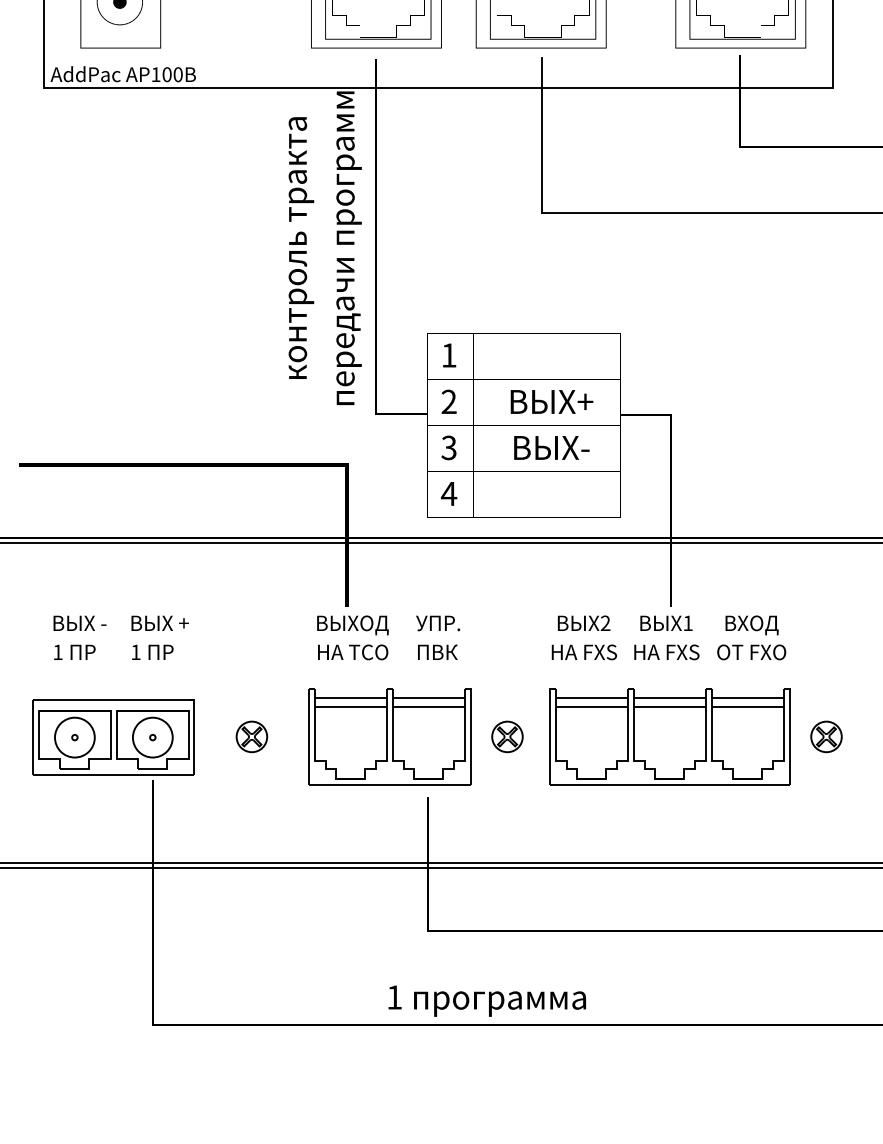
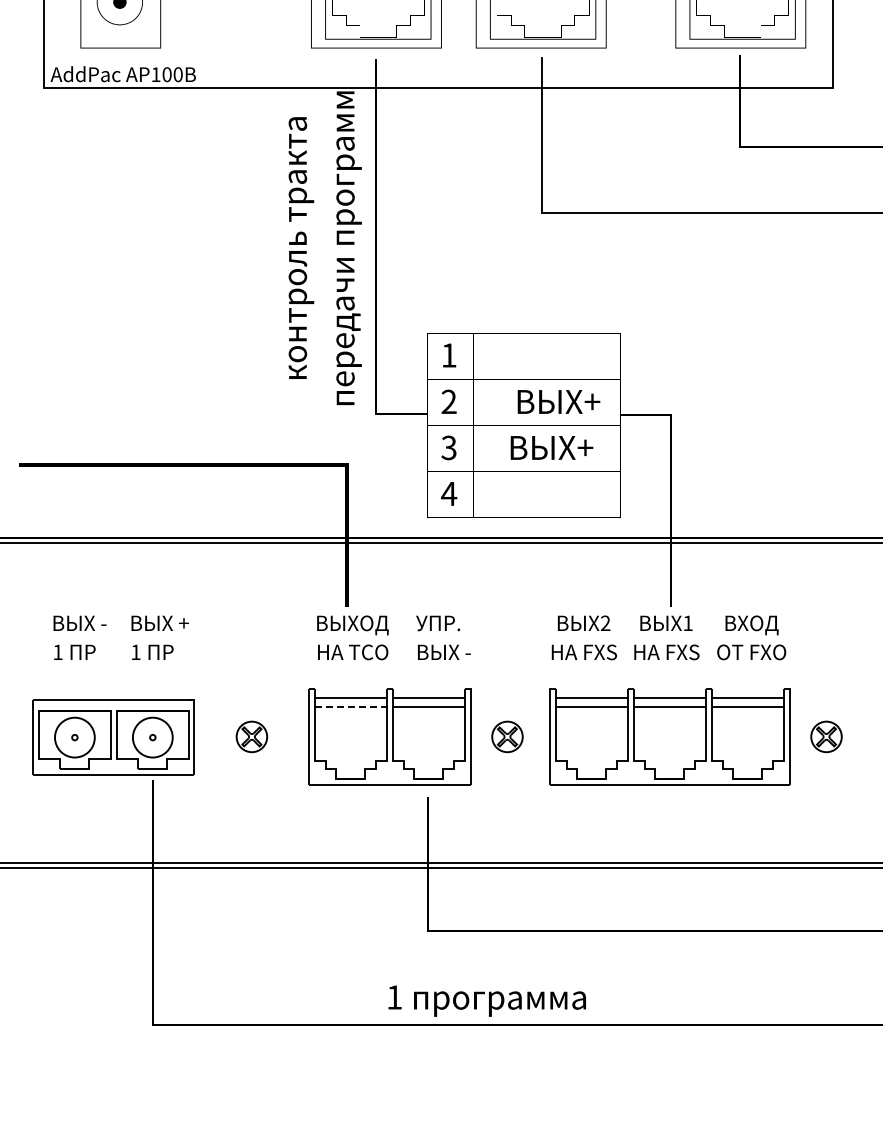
text position: (551, 401) -> (558, 401) (558, 401)
text: ВЫХ- -> ВЫХ+ (551, 447)
text: ПВК -> ВЫХ - (444, 651)
line: solid -> dashed (351, 707)
